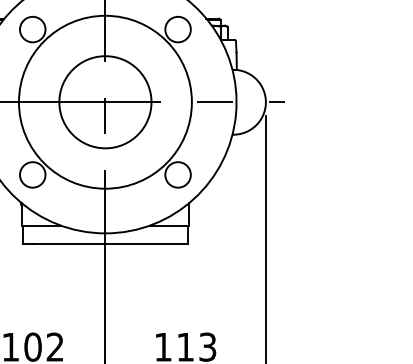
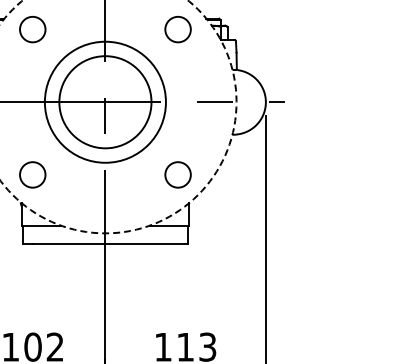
circle diameter: 173 px -> 121 px (104, 101)
arc: solid -> dashed (183, 207)
